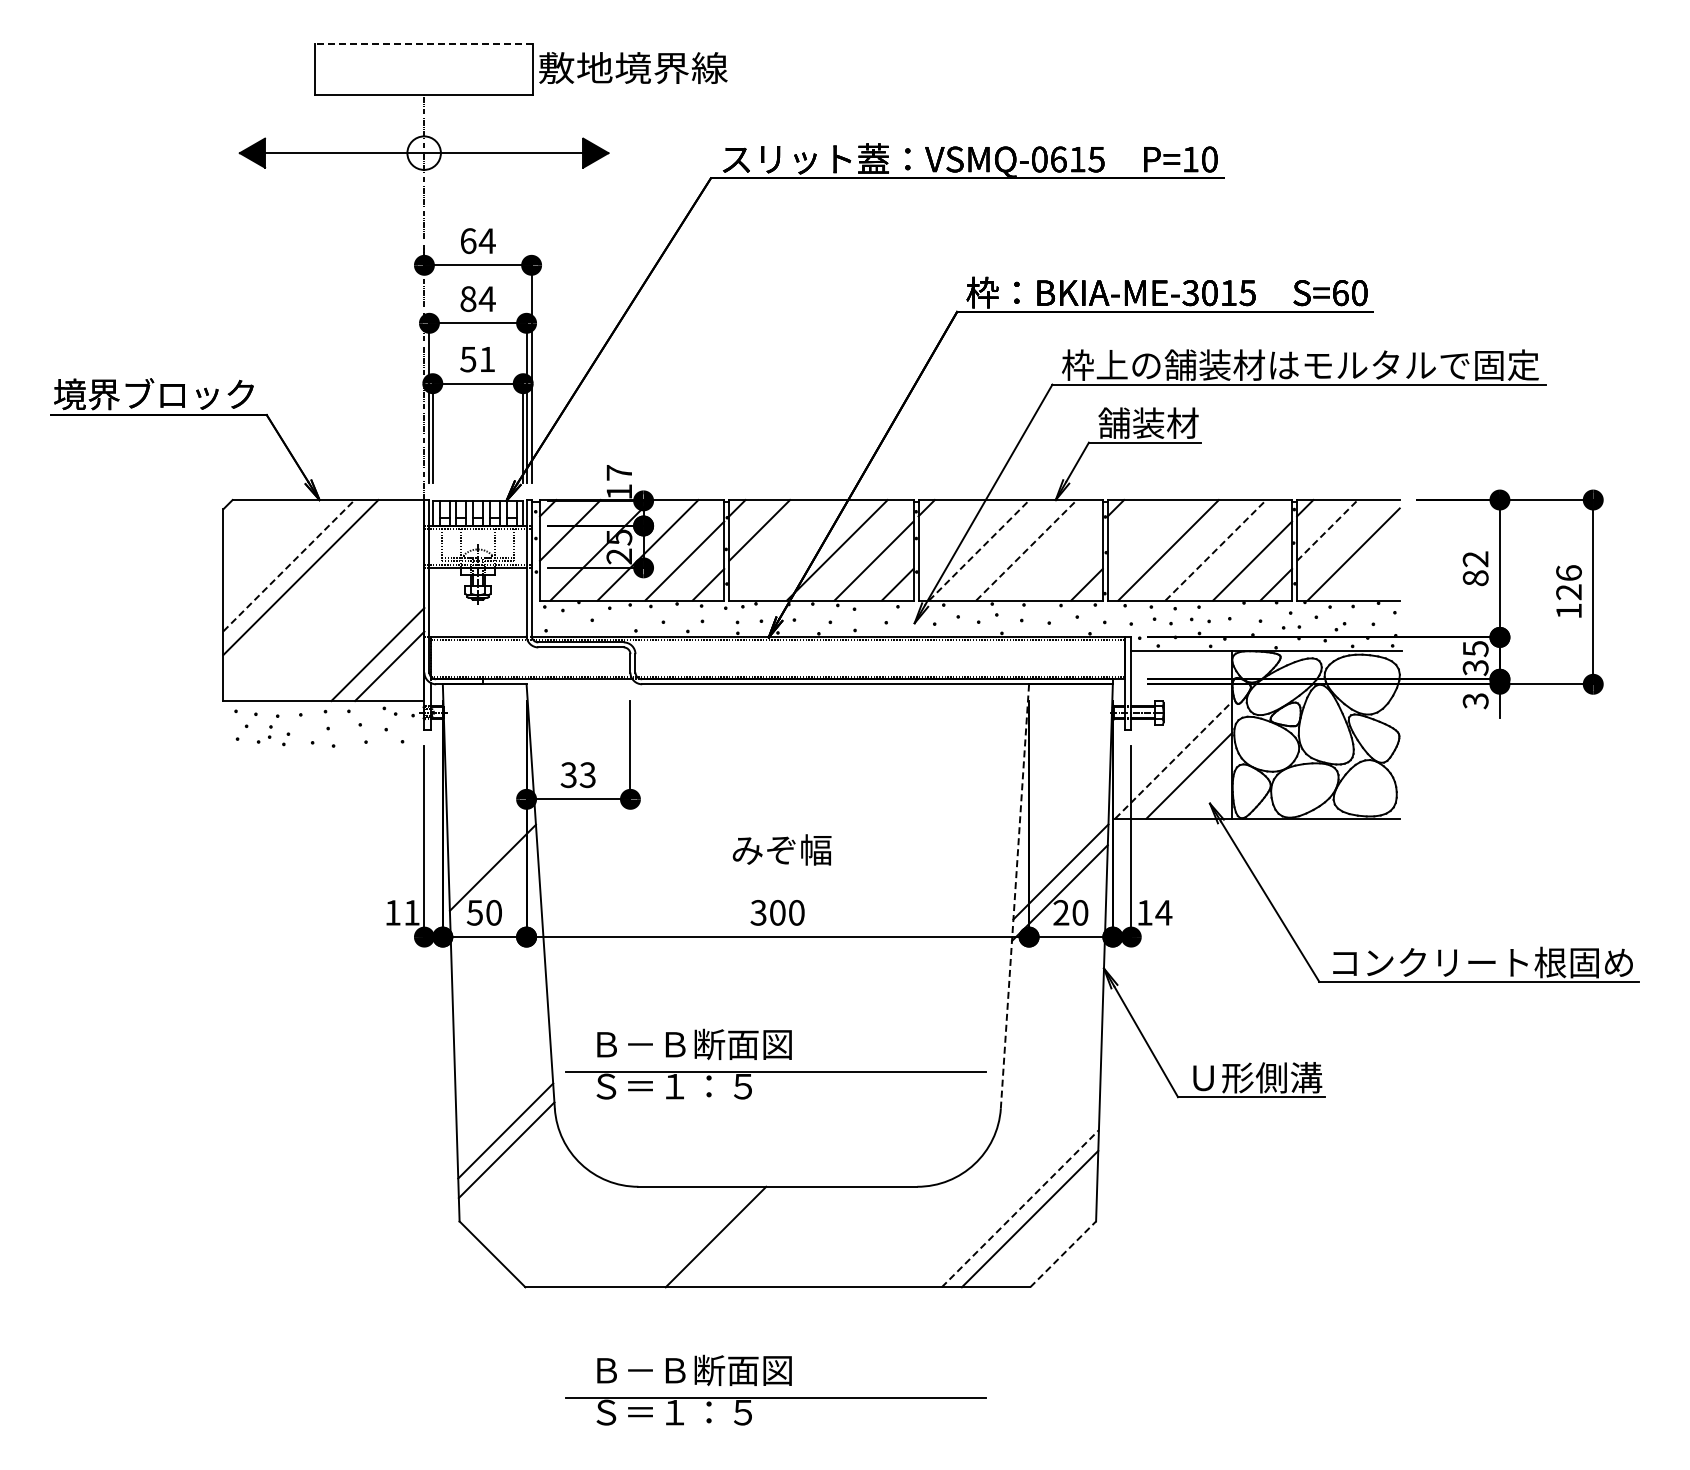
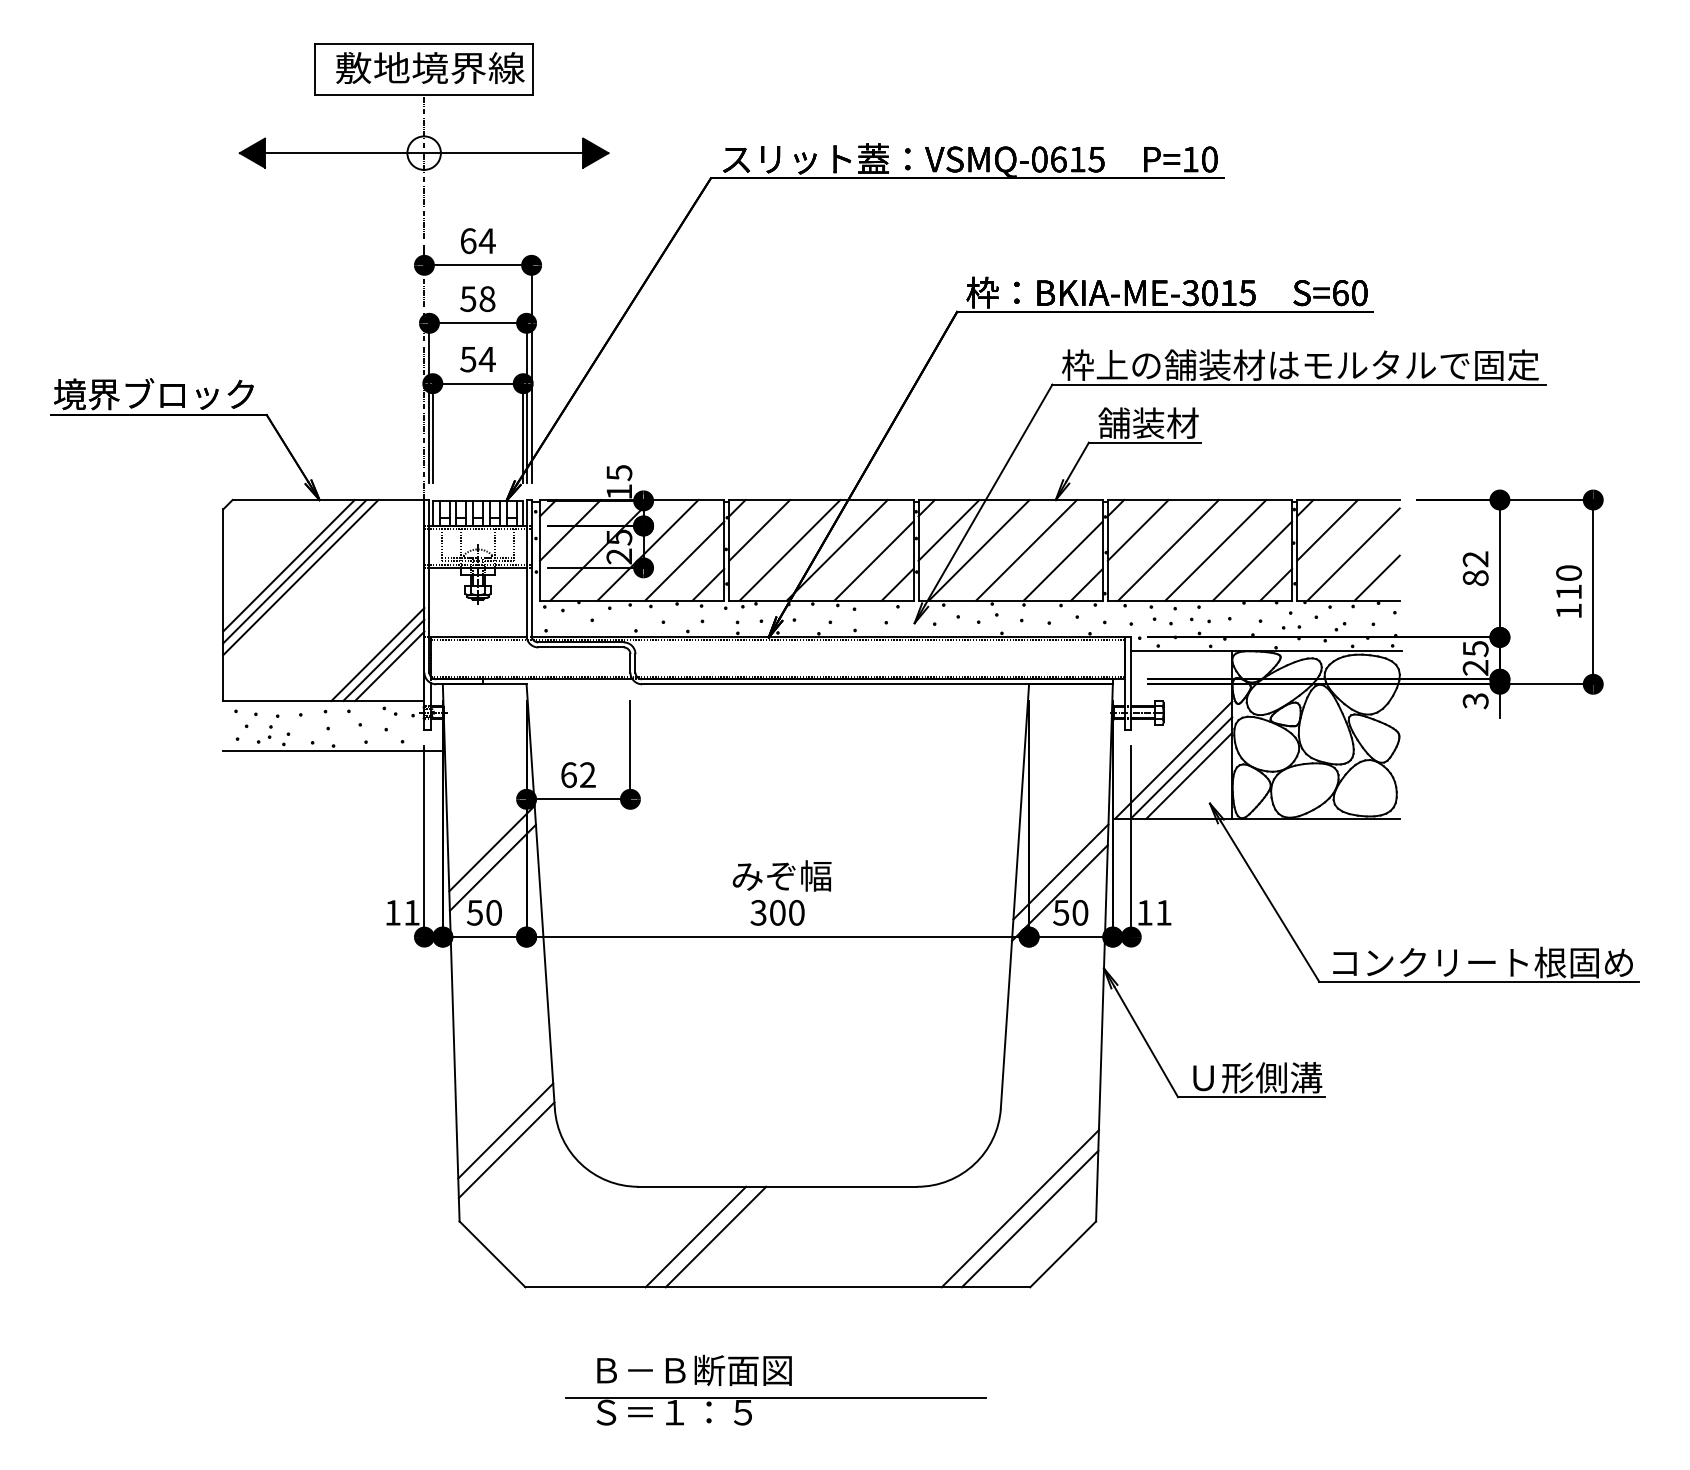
line: dashed -> solid (424, 44)
text position: (633, 67) -> (430, 67) (430, 67)
text: 84 -> 58 (477, 299)
text: 51 -> 54 (486, 359)
text: 17 -> 15 (619, 473)
line: none -> present (948, 530)
line: none -> present (1137, 530)
line: dashed -> solid (1327, 530)
line: dashed -> solid (979, 549)
line: dashed -> solid (1026, 549)
line: dashed -> solid (1216, 549)
line: none -> present (789, 550)
line: none -> present (1062, 560)
line: dashed -> solid (289, 565)
line: none -> present (294, 571)
line: none -> present (1376, 577)
text: 126 -> 110 (1568, 582)
line: none -> present (383, 660)
text: 35 -> 25 (1475, 668)
line: none -> present (332, 751)
line: dashed -> solid (1173, 760)
line: none -> present (1181, 767)
text: 33 -> 62 (577, 775)
line: none -> present (491, 848)
text position: (781, 849) -> (781, 875) (781, 875)
line: dashed -> solid (1014, 896)
text: 20 -> 50 (1061, 912)
text: 14 -> 11 (1163, 912)
part: present -> none (775, 1063)
line: dashed -> solid (1020, 1208)
line: none -> present (695, 1236)
line: dashed -> solid (1063, 1254)
